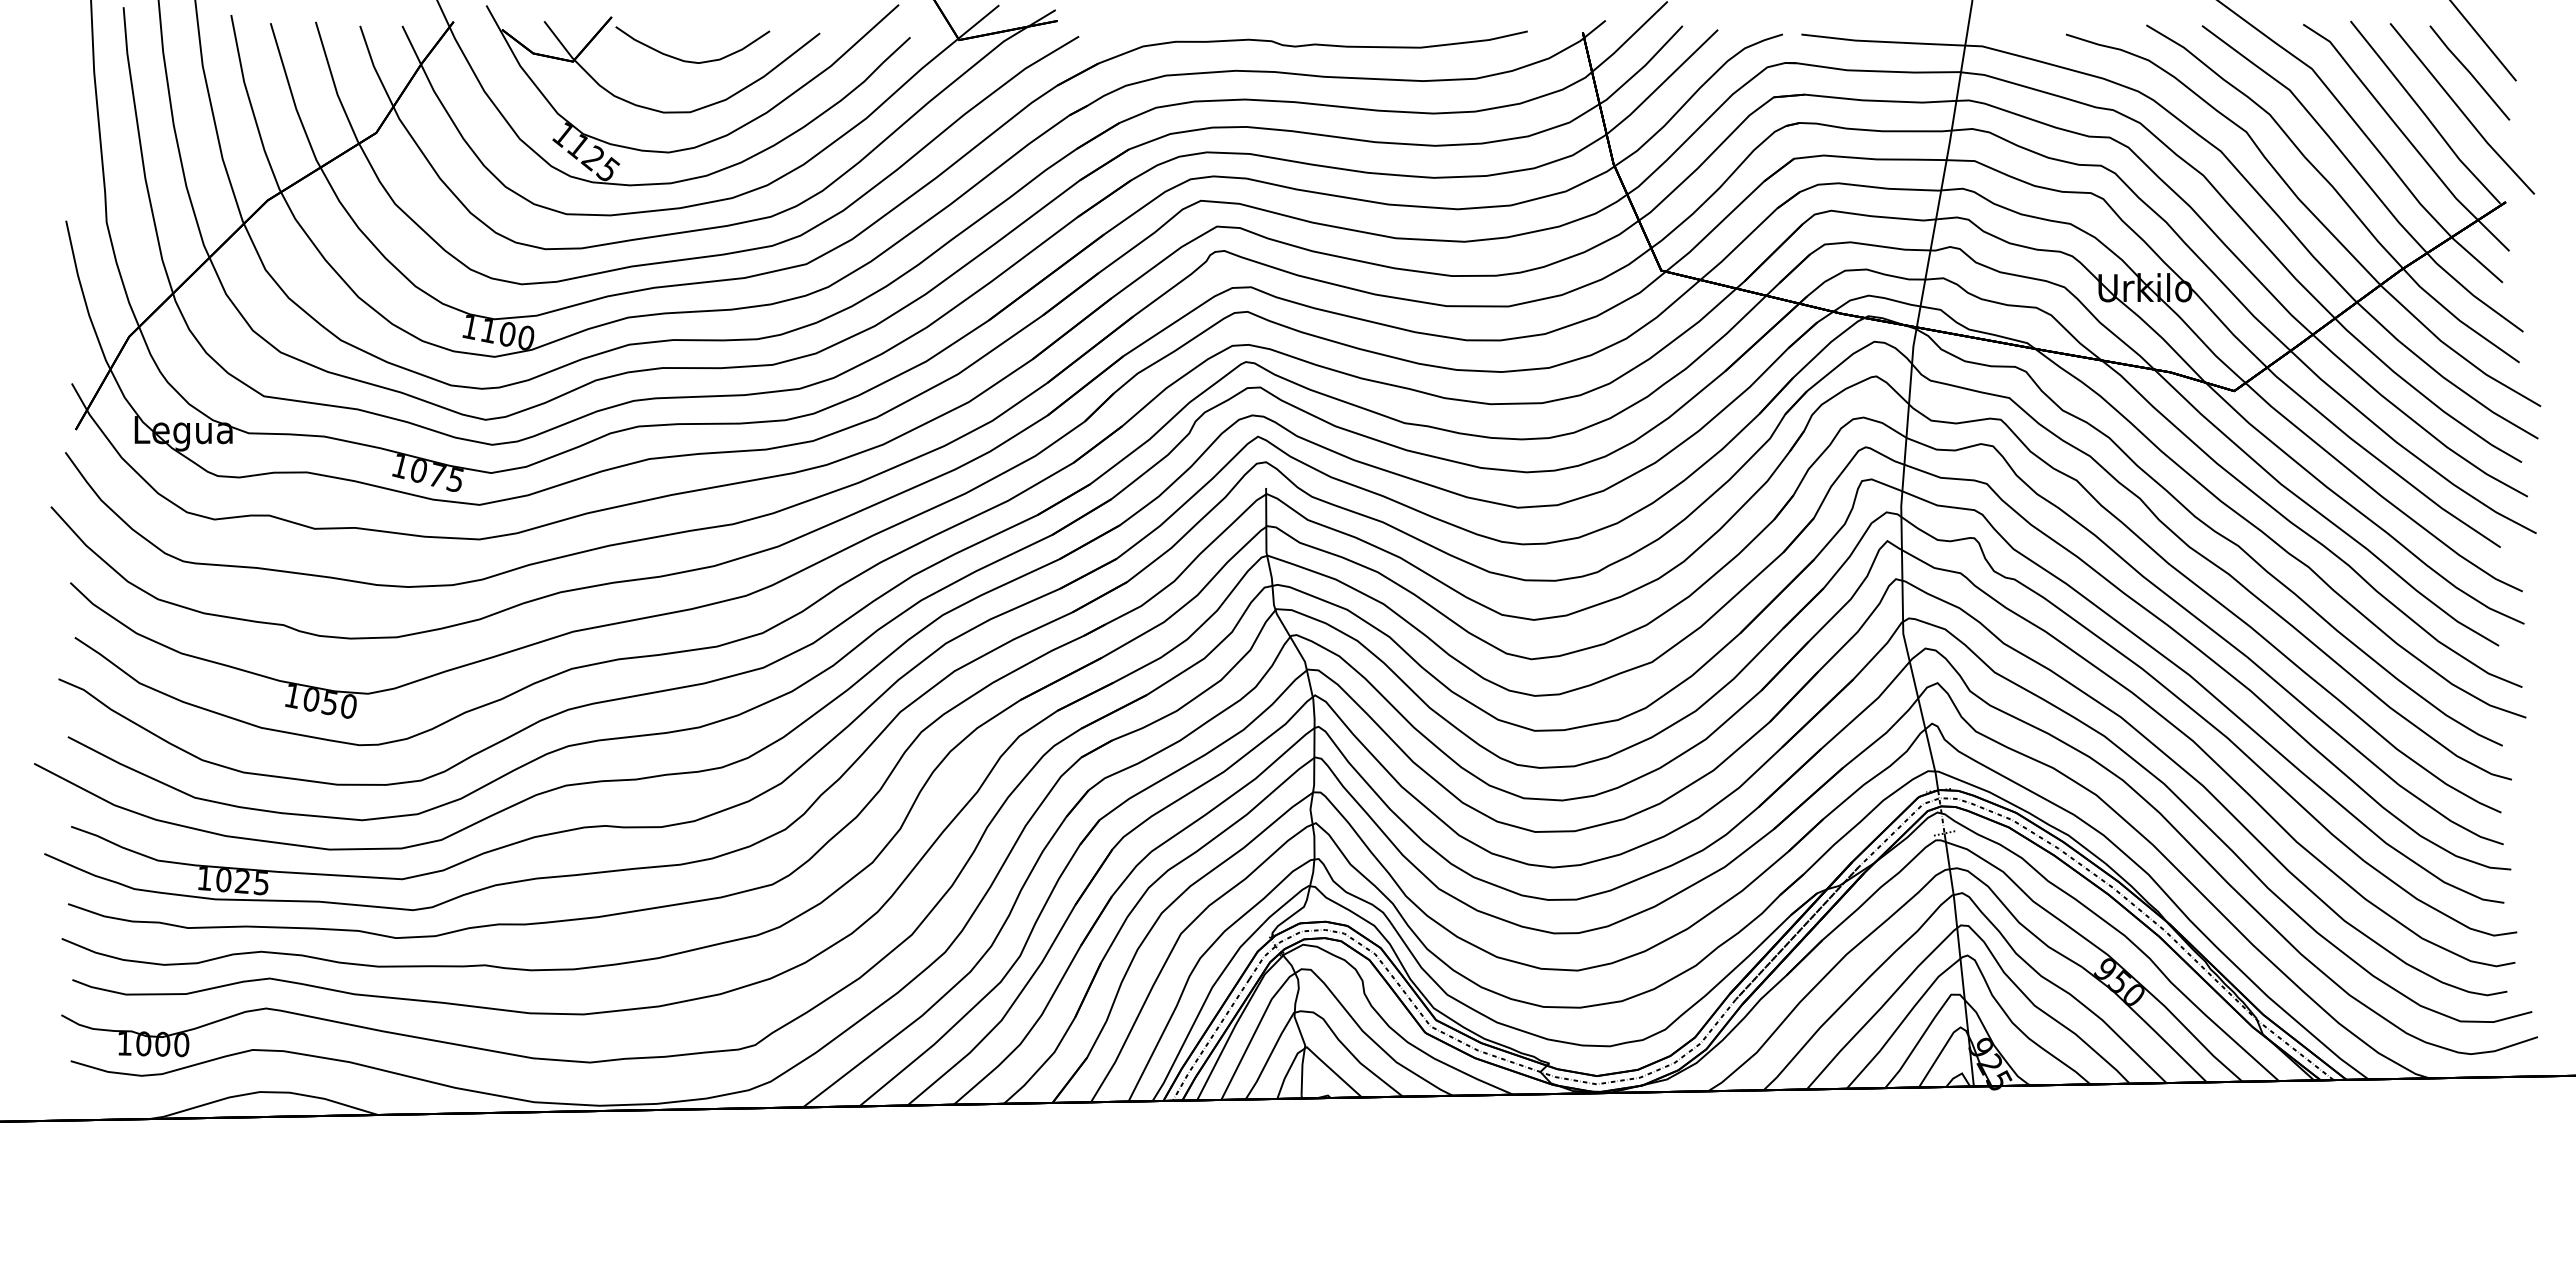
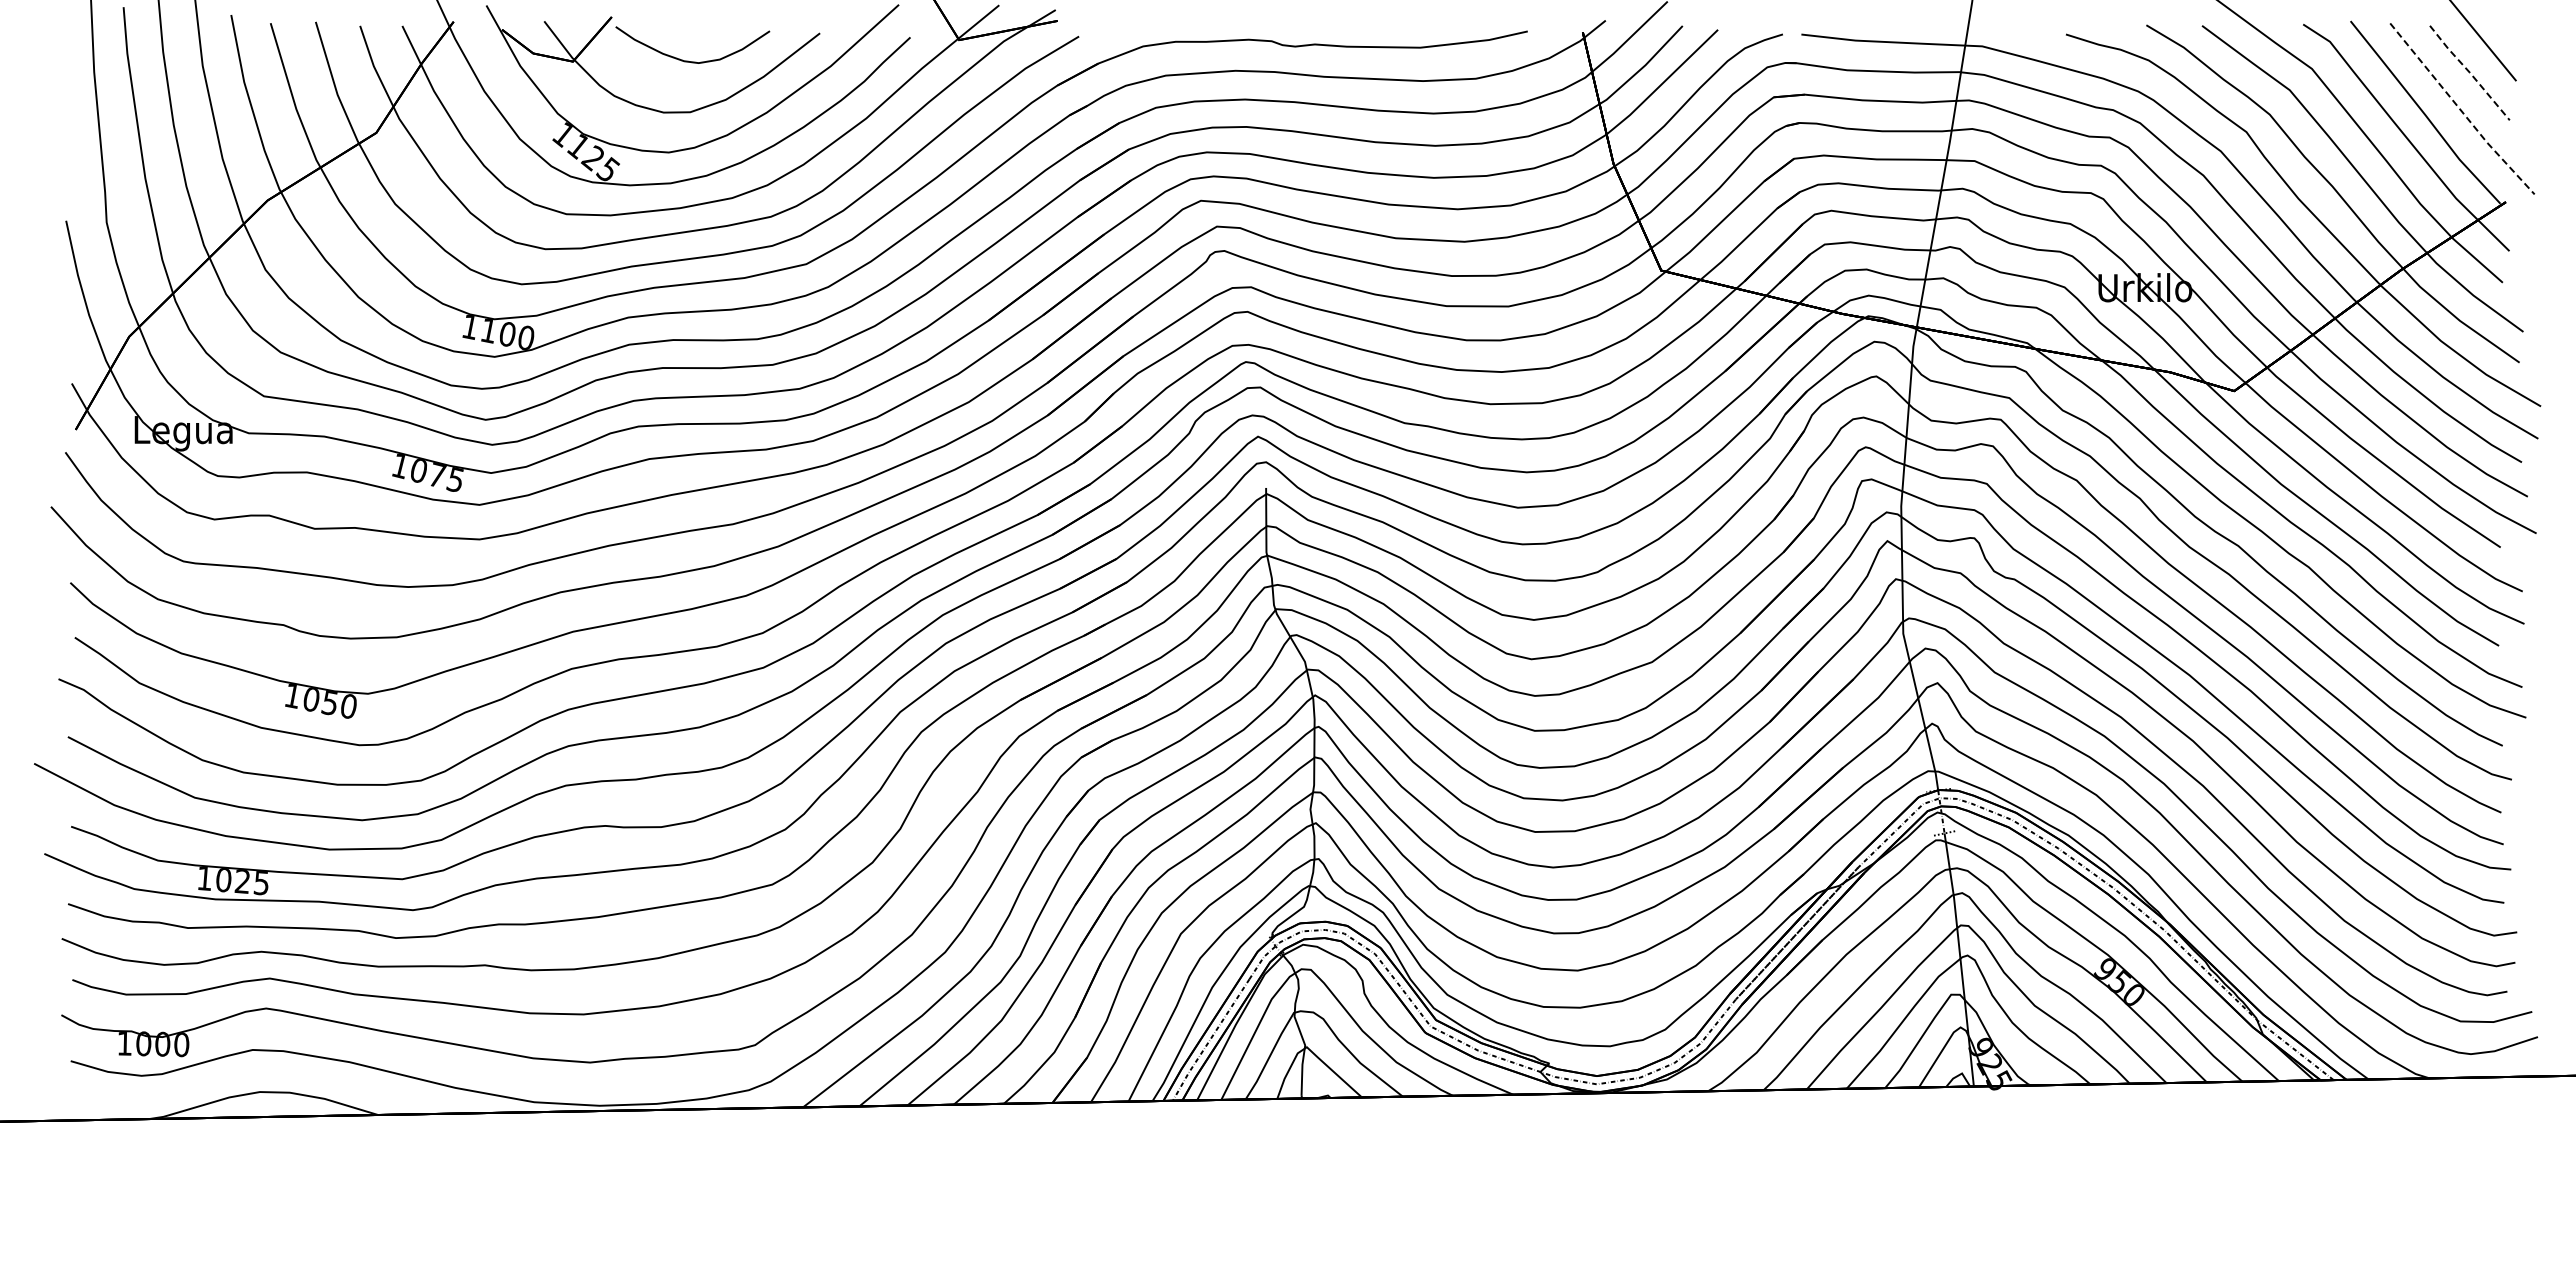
line: solid -> dashed (2469, 72)
line: solid -> dashed (2461, 110)
